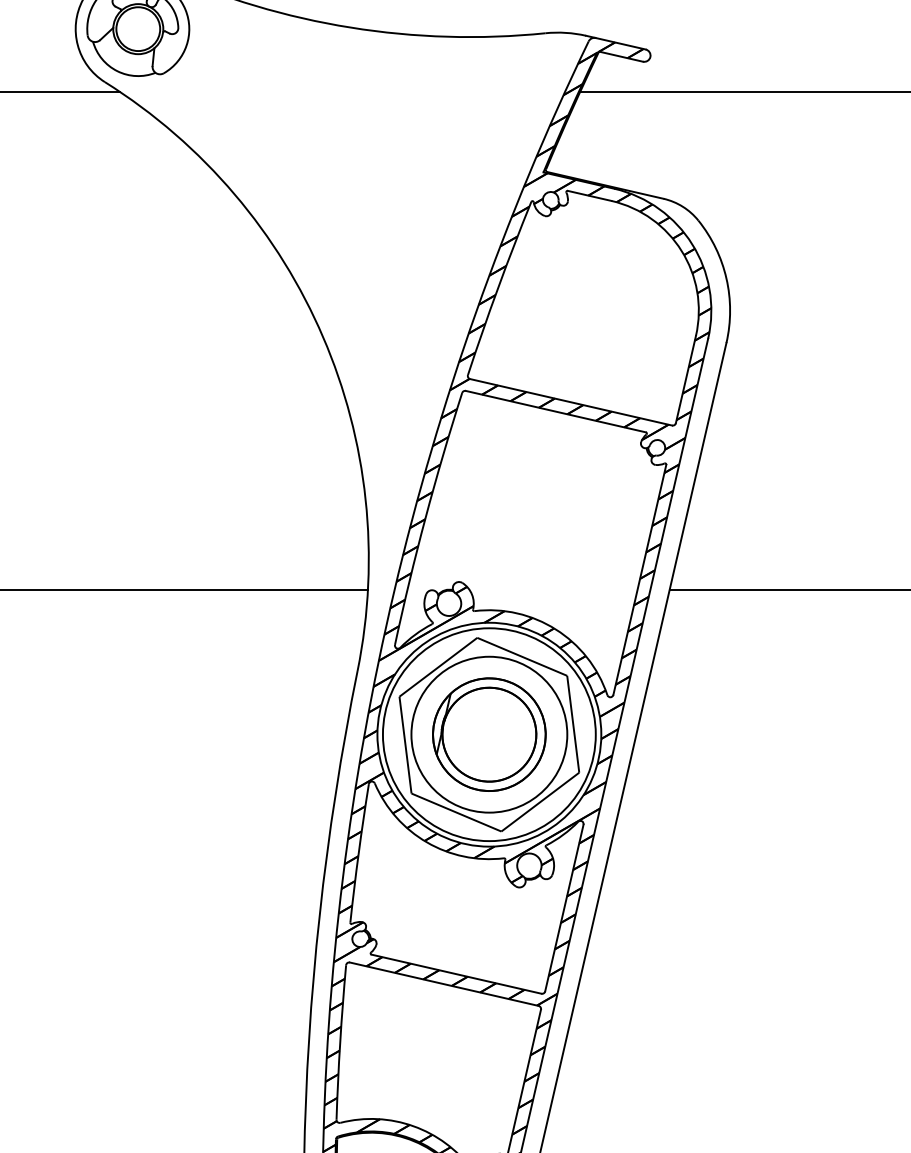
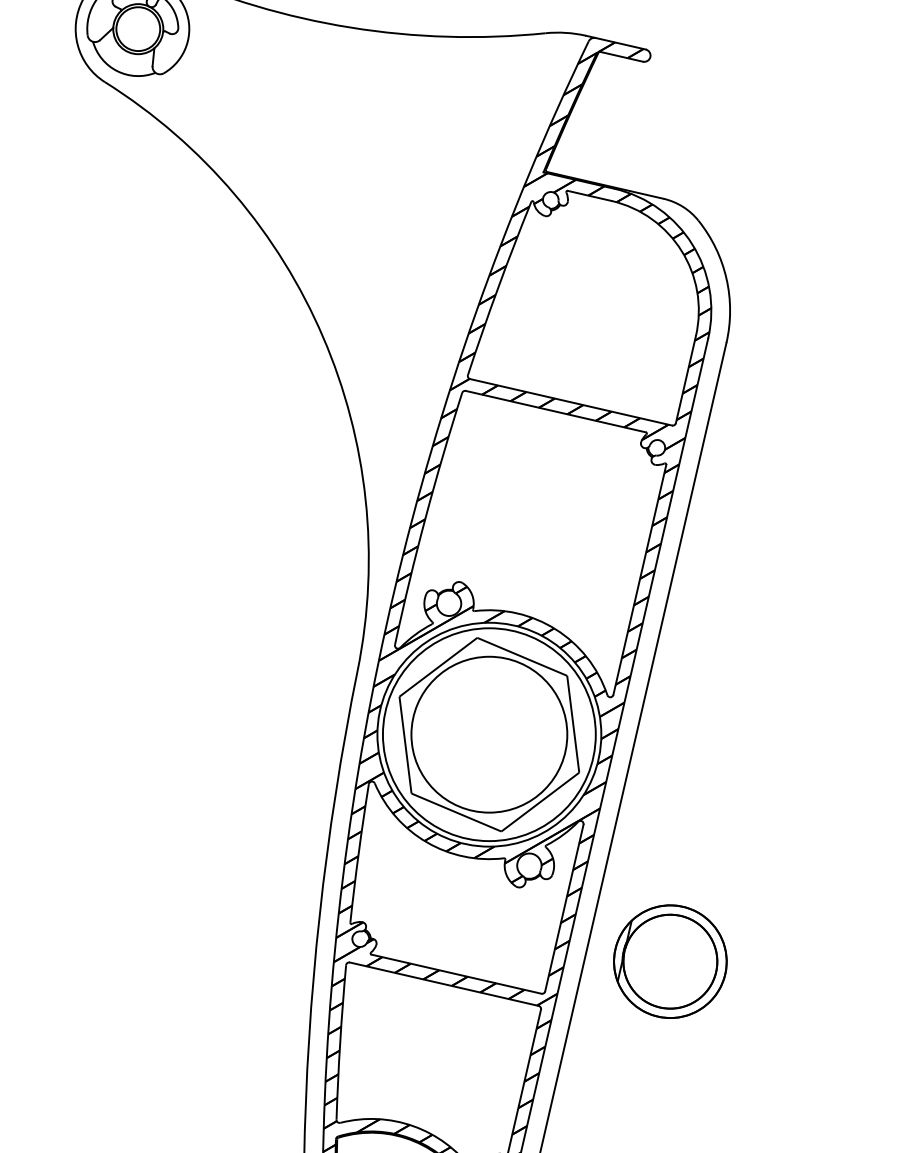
line: present -> none (60, 91)
line: present -> none (743, 91)
line: present -> none (184, 590)
line: present -> none (788, 590)
part position: (489, 734) -> (670, 961) (670, 961)
